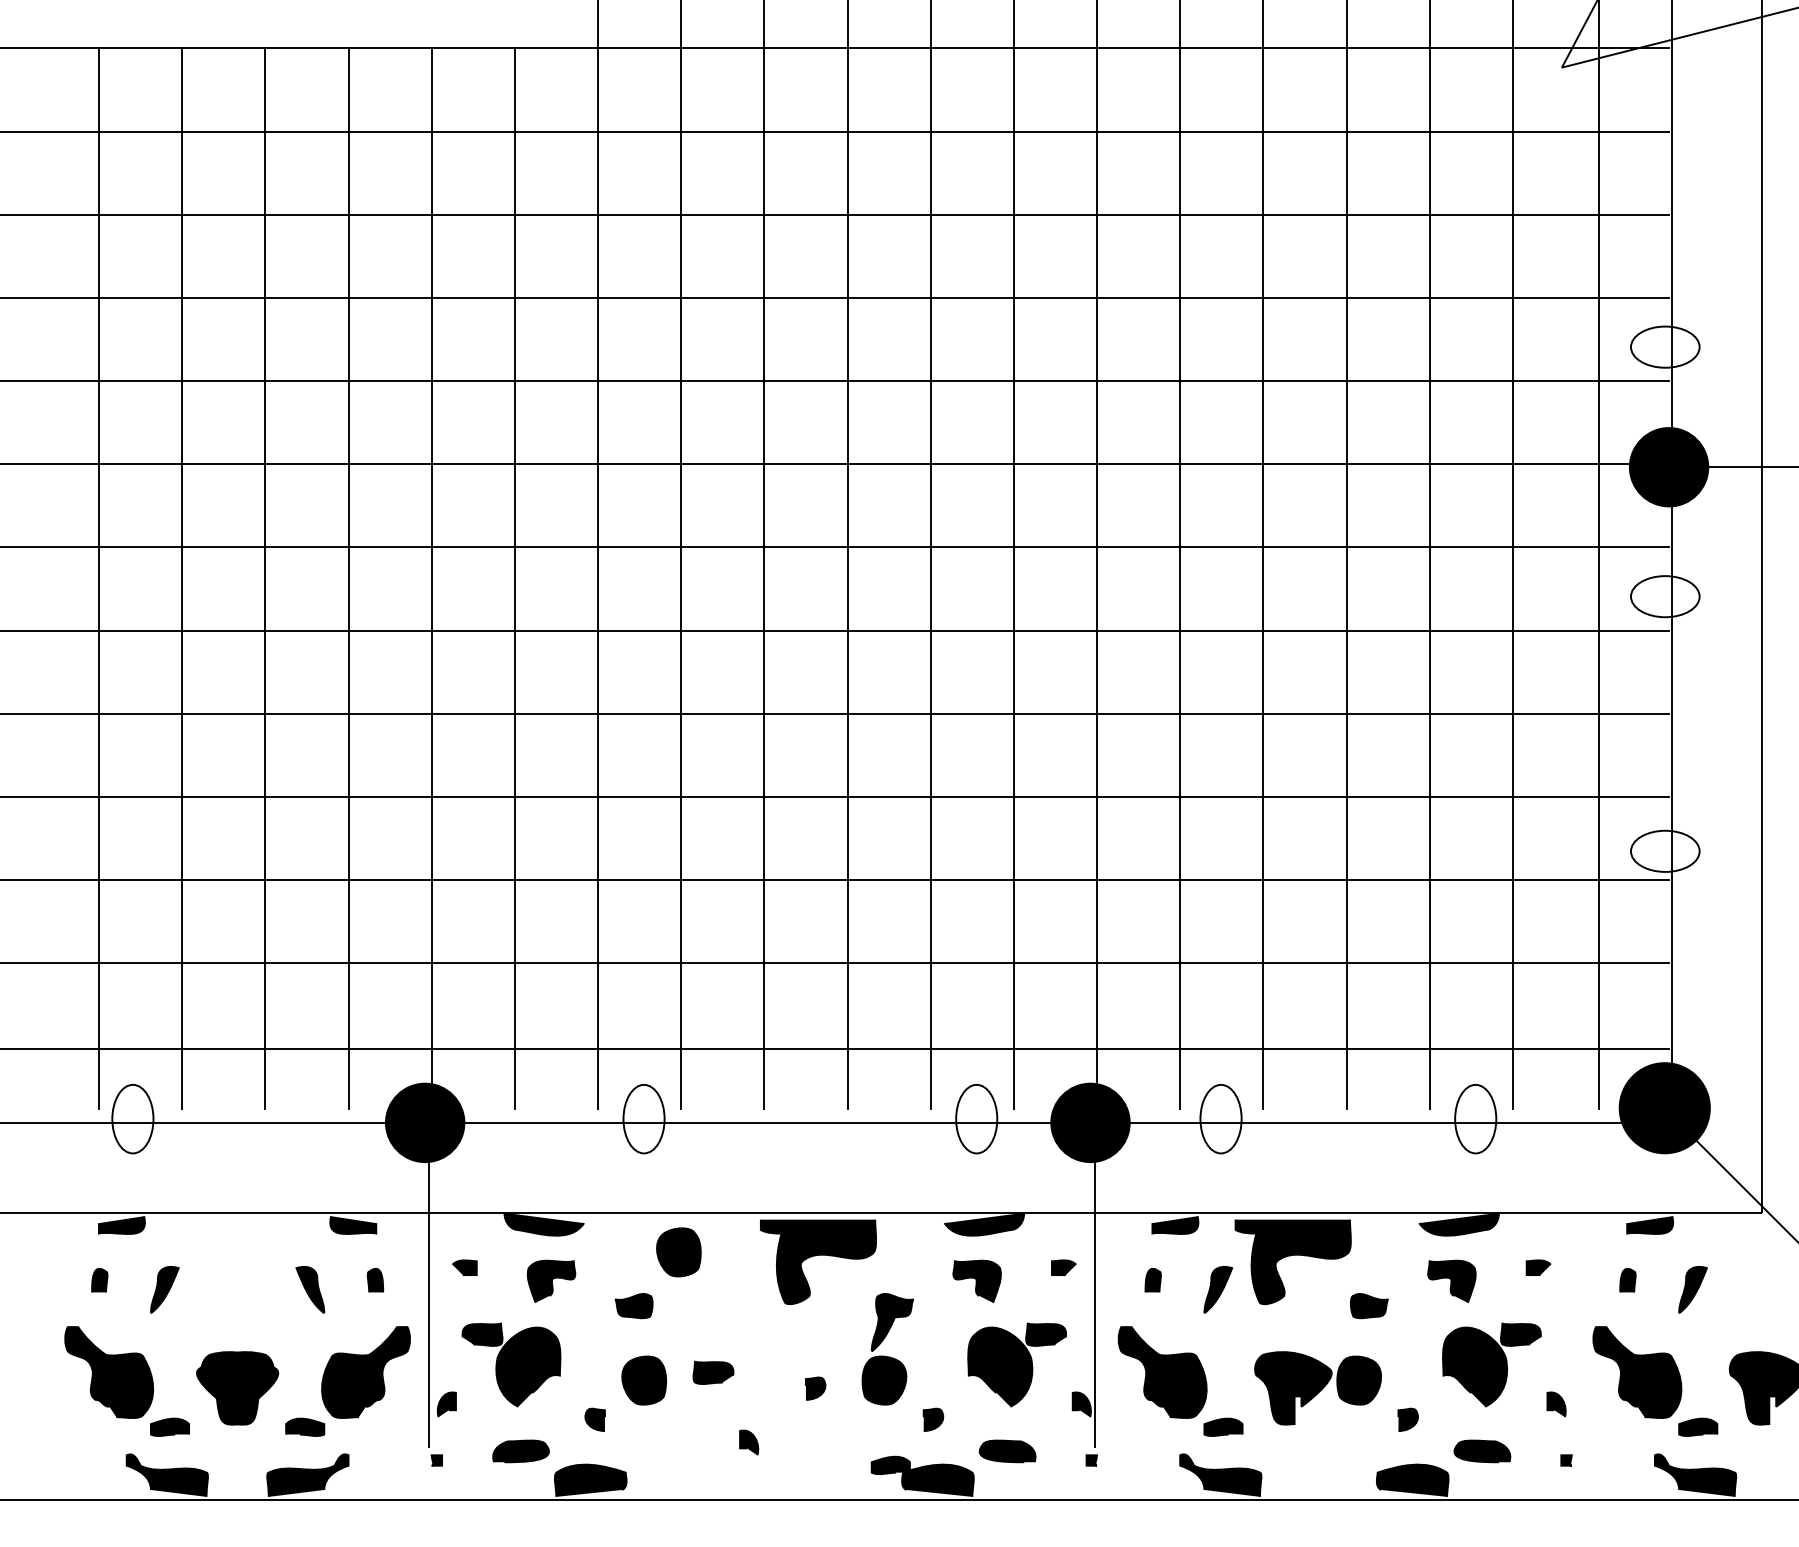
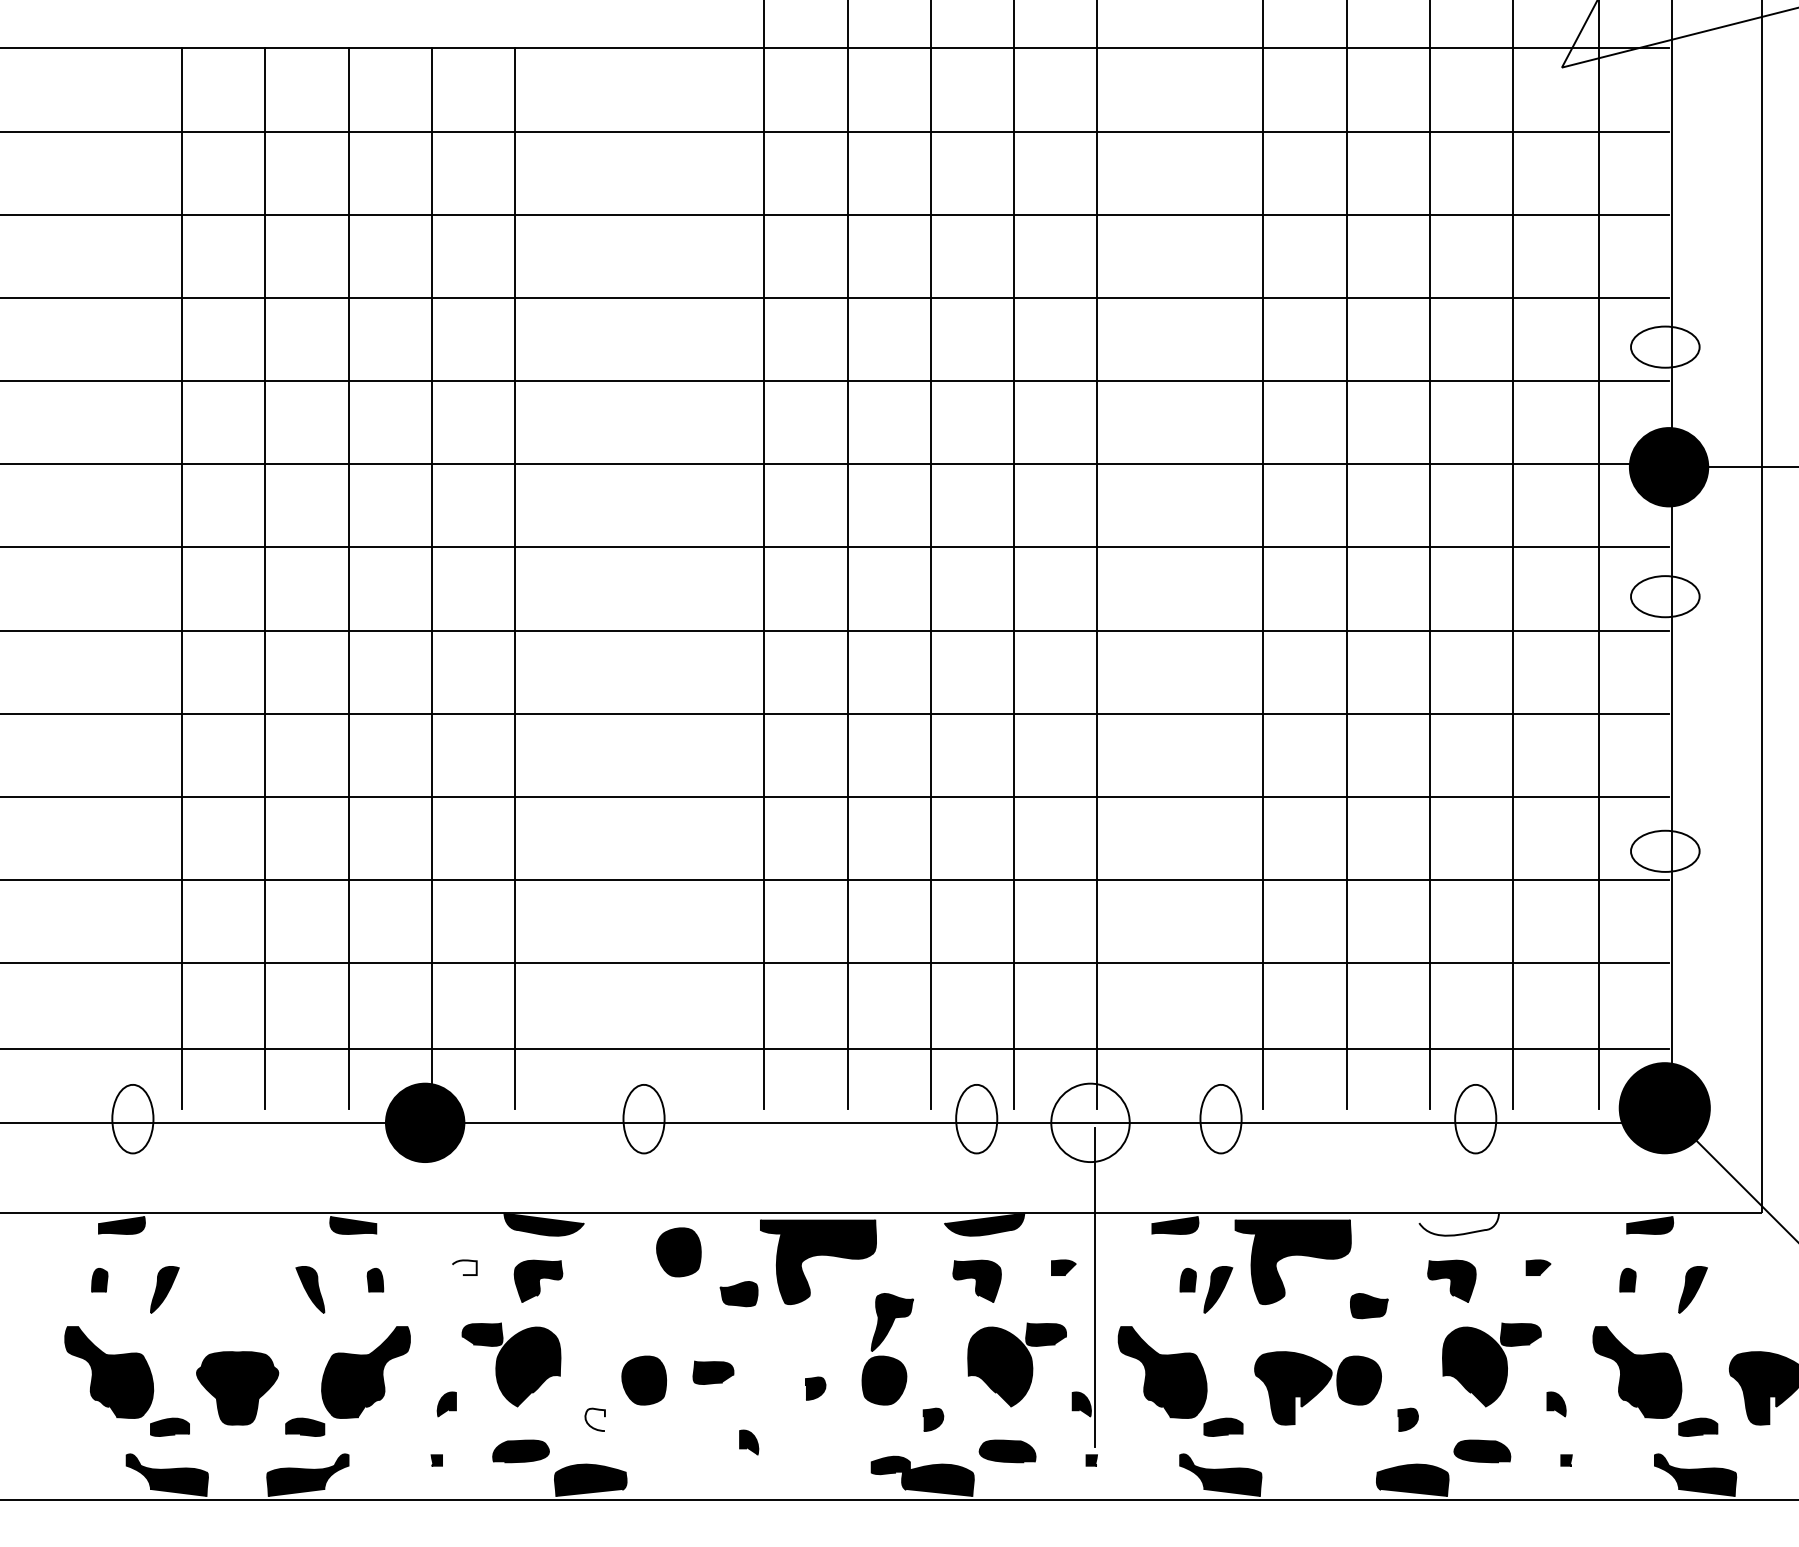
line: present -> none (598, 555)
line: present -> none (681, 555)
line: present -> none (1180, 555)
line: present -> none (99, 578)
fill: present -> none (1090, 1122)
fill: present -> none (1459, 1223)
fill: present -> none (464, 1267)
part position: (551, 1280) -> (538, 1280) (538, 1280)
part position: (1152, 1280) -> (1187, 1280) (1187, 1280)
line: present -> none (429, 1286)
part position: (633, 1306) -> (738, 1294) (738, 1294)
fill: present -> none (594, 1419)
